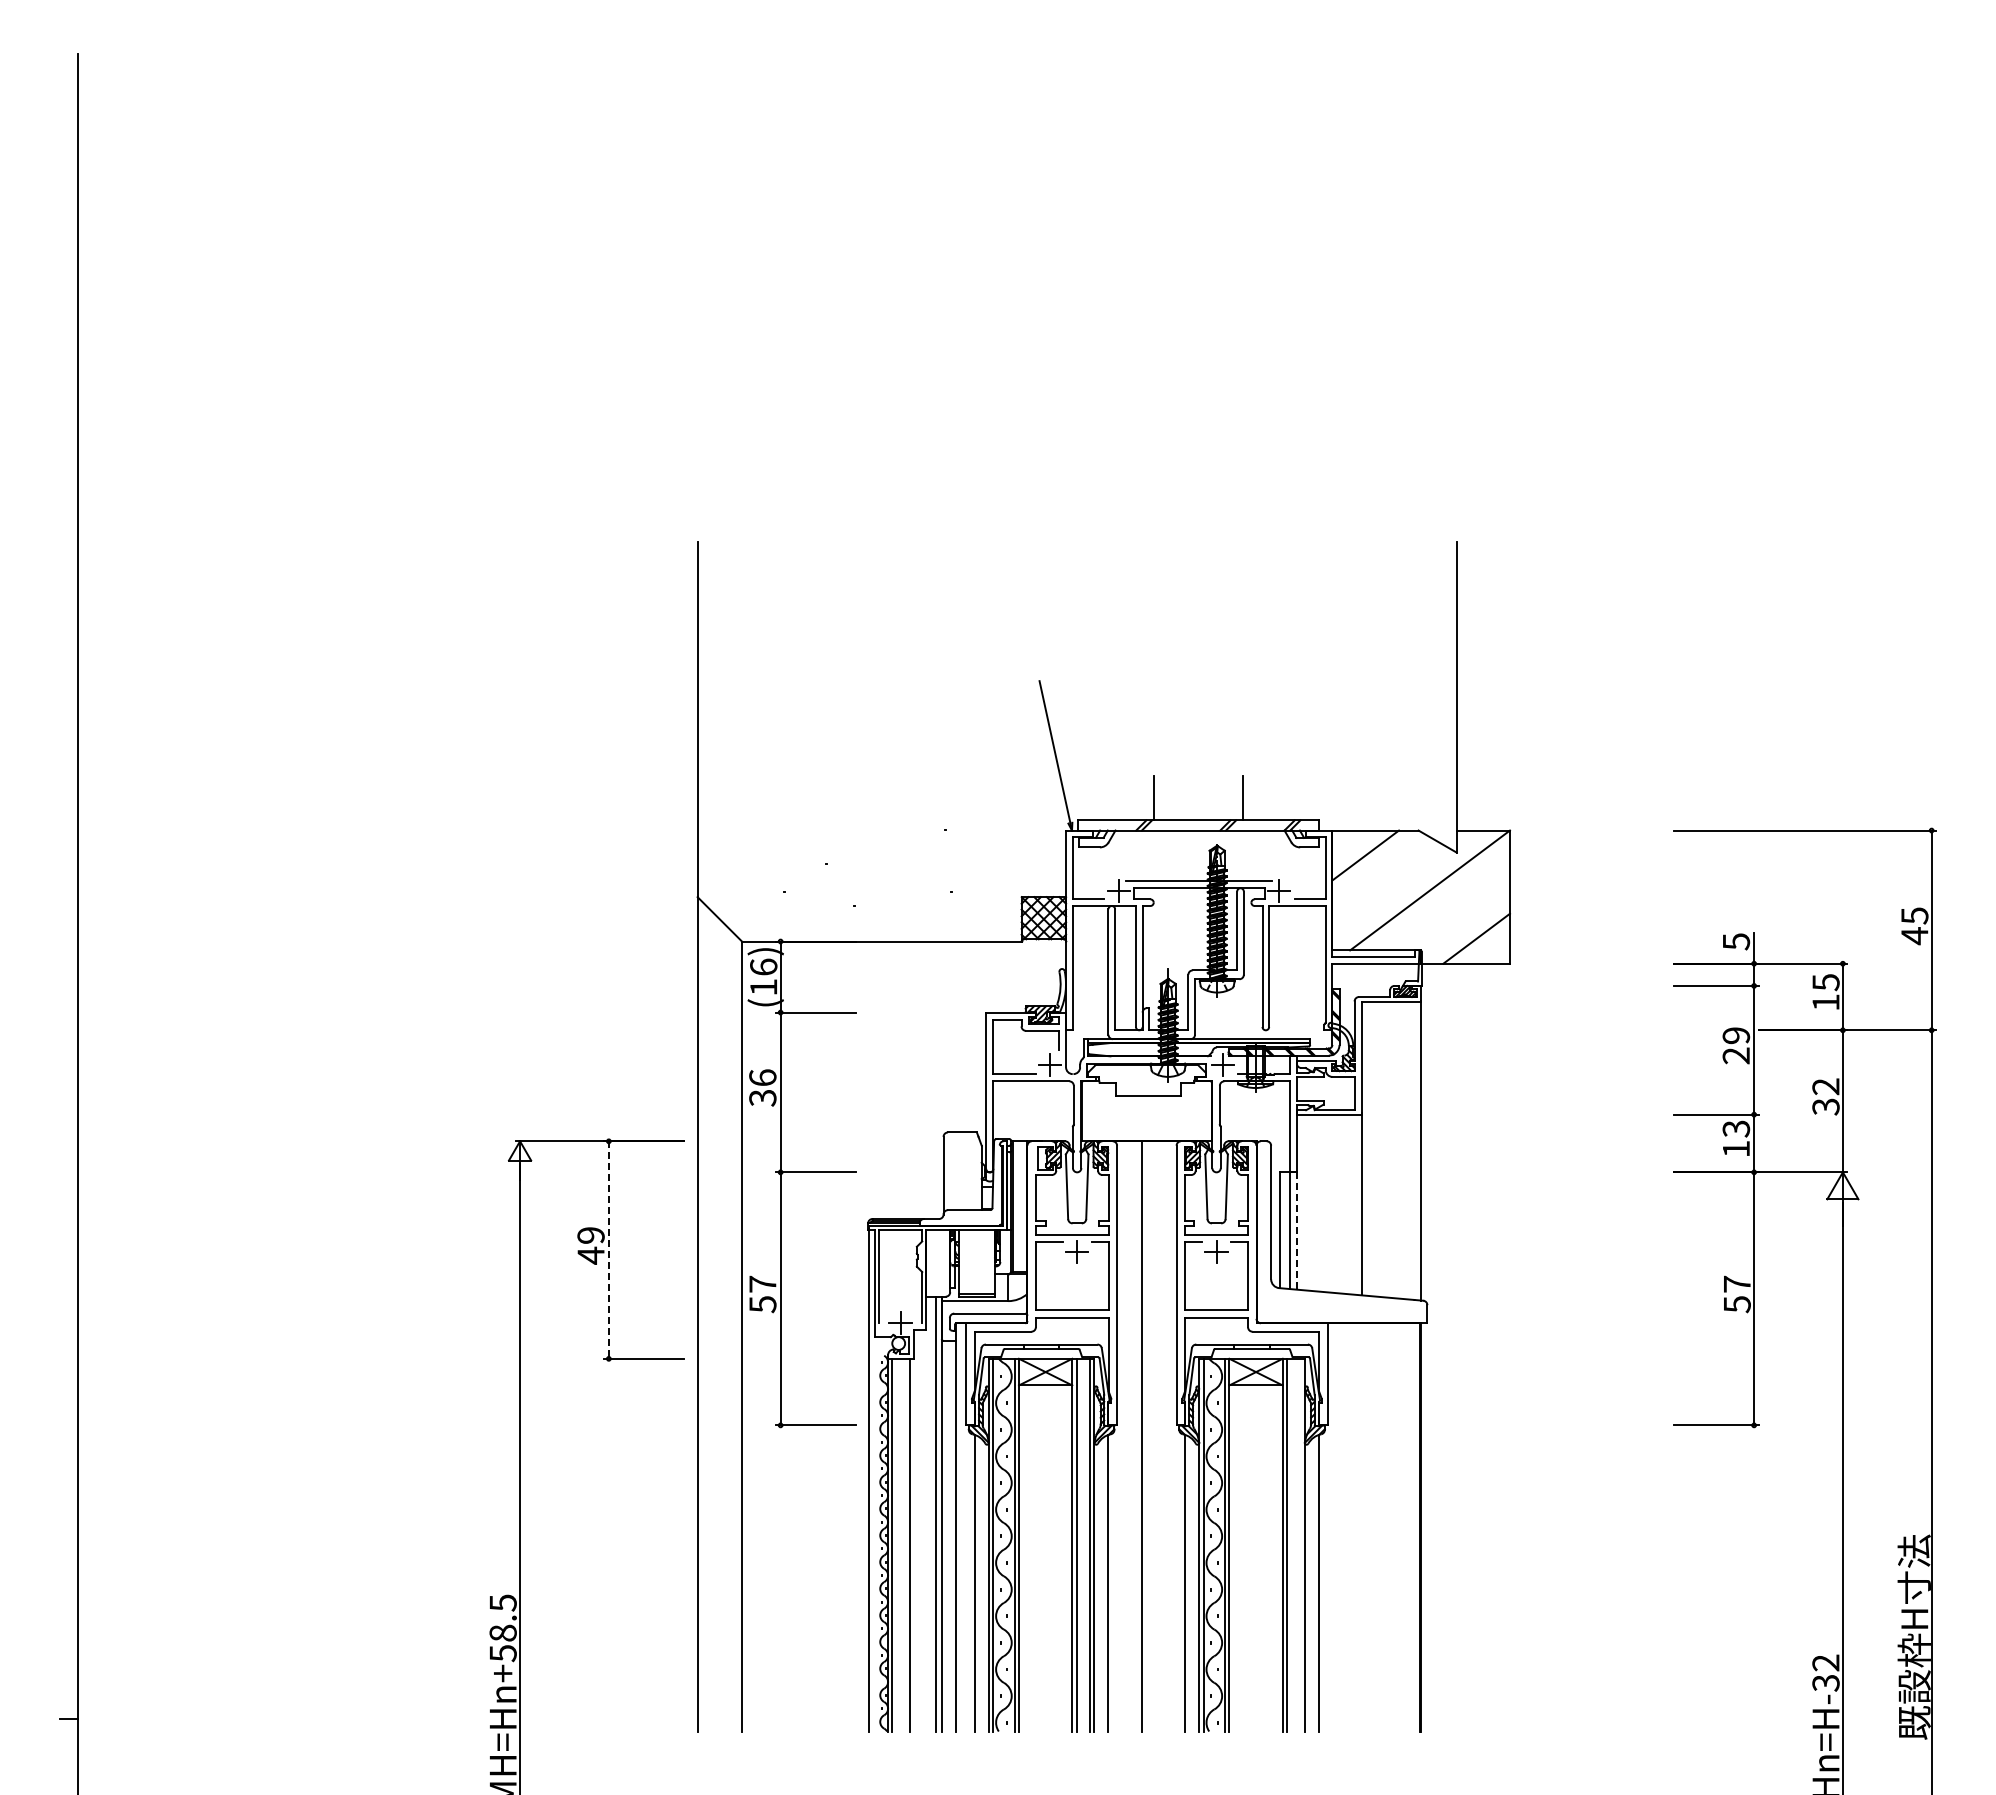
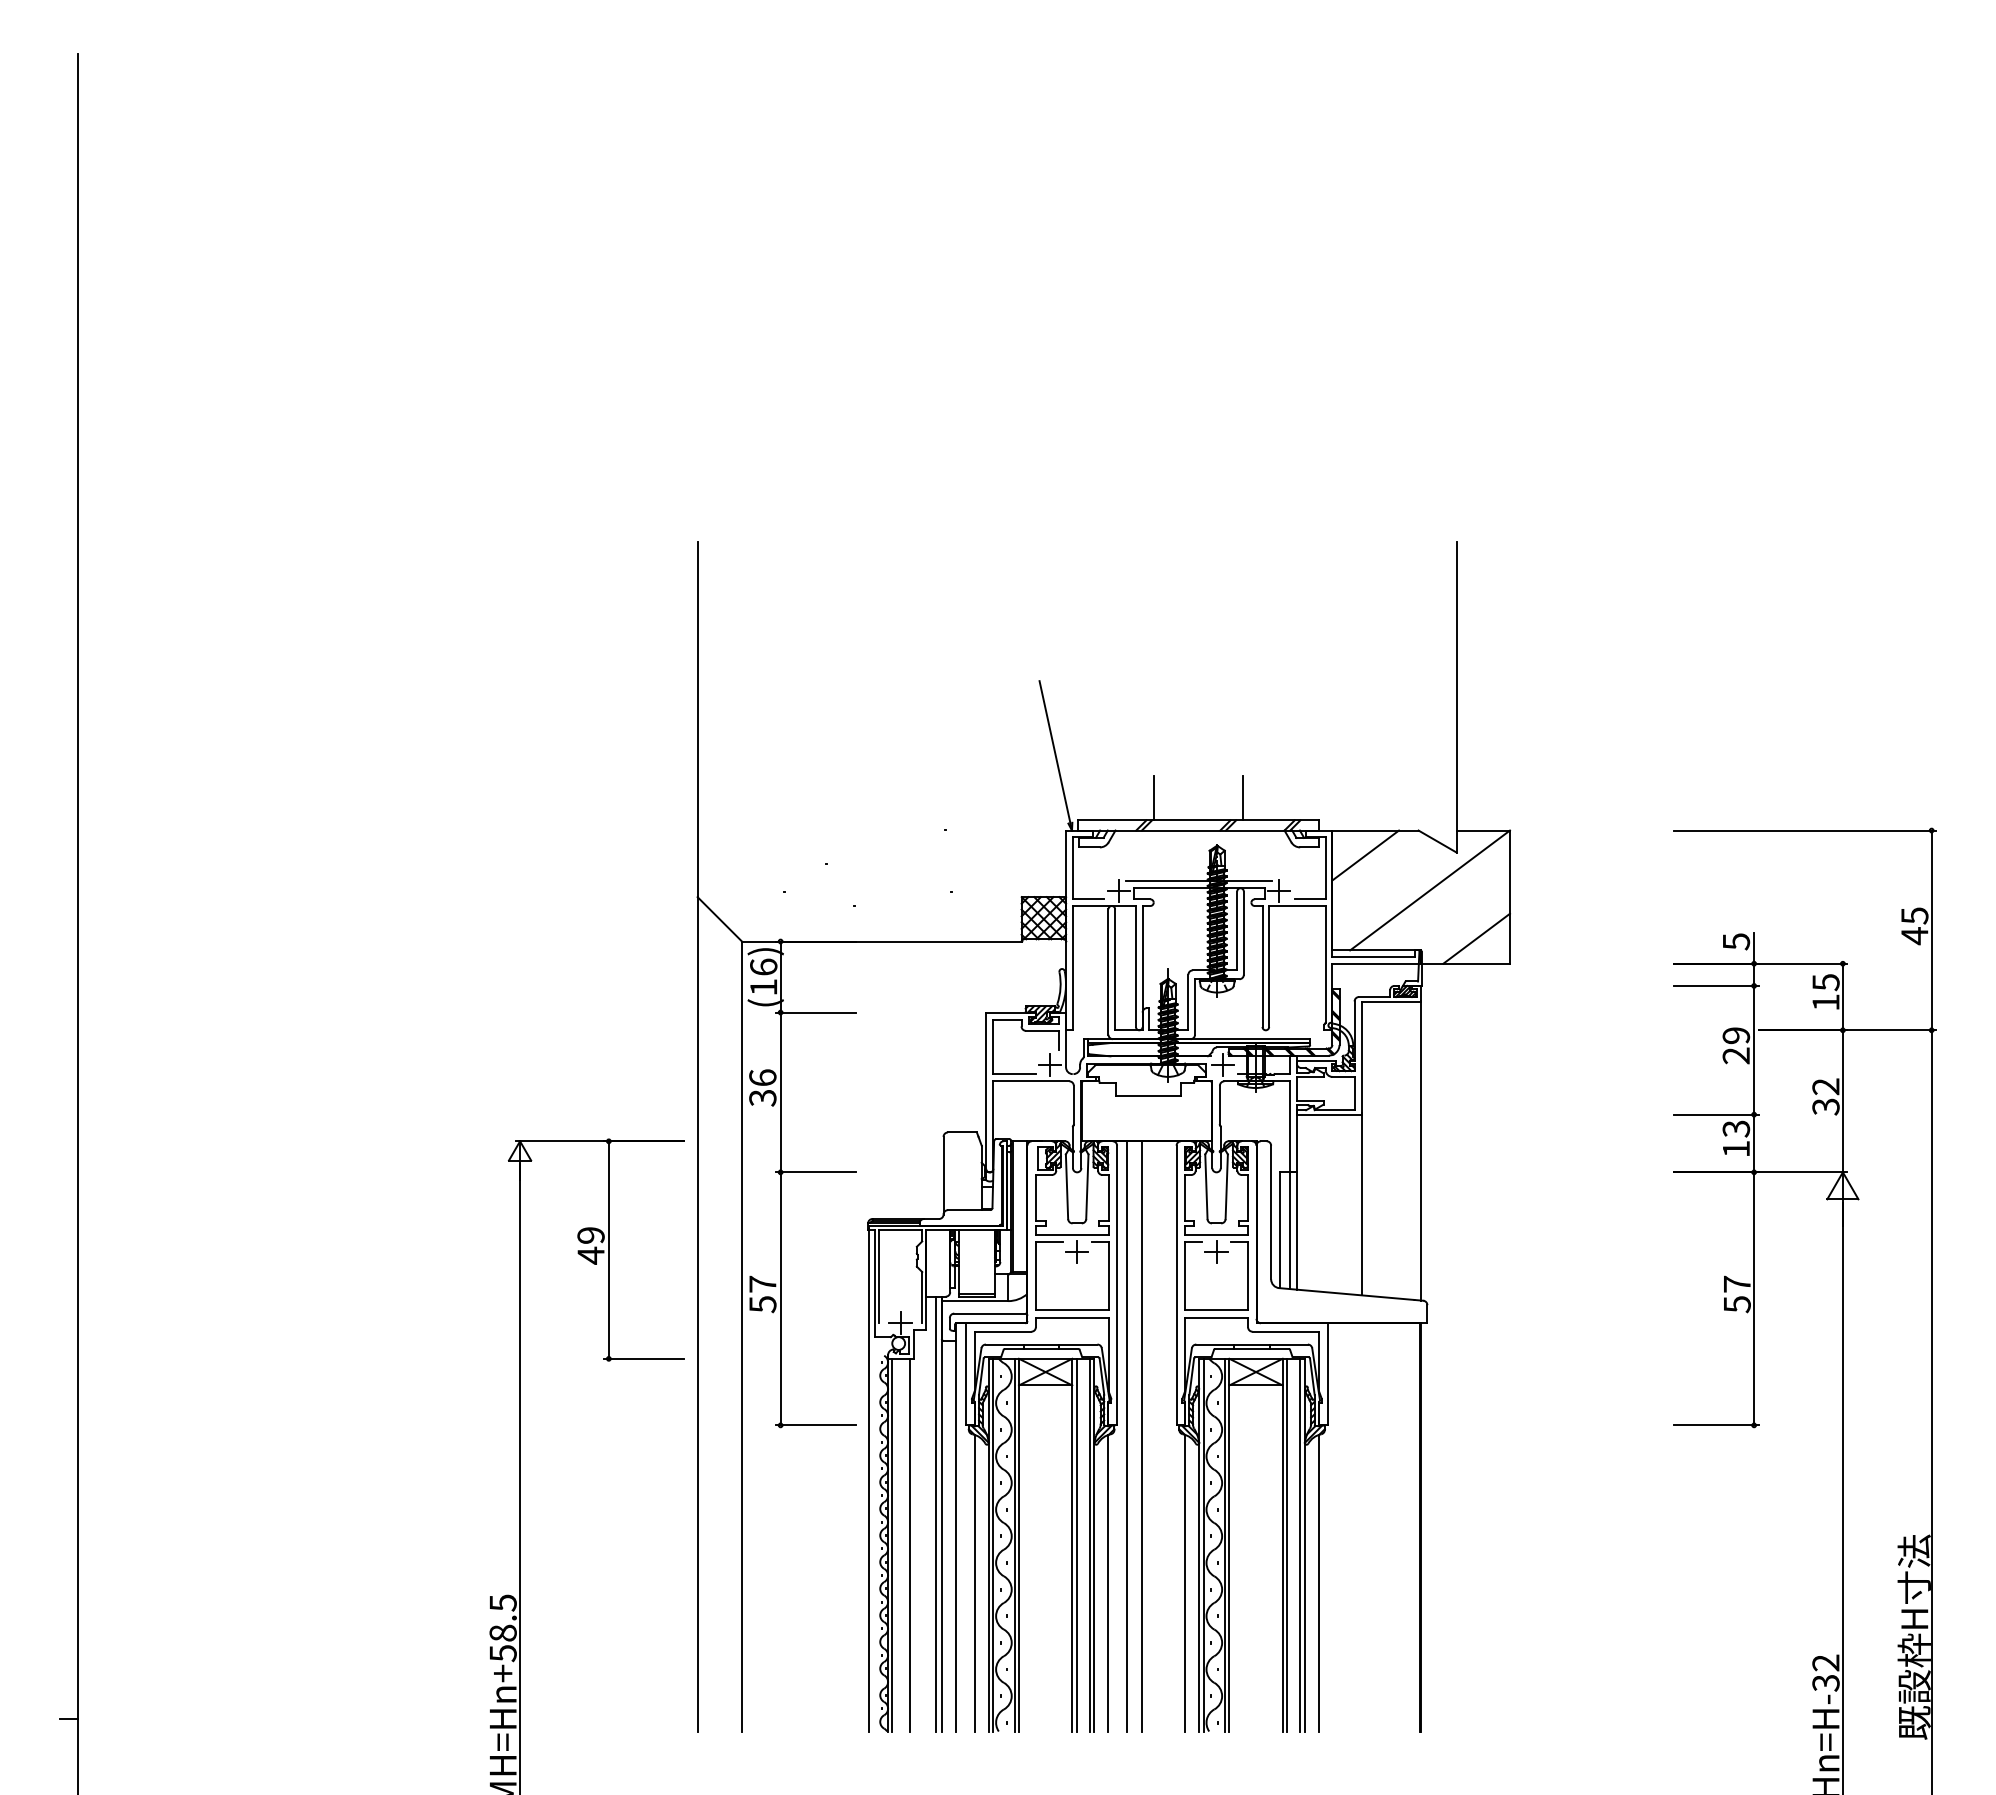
line: dashed -> solid (1296, 1231)
line: dashed -> solid (608, 1250)
line: none -> present (1126, 1436)
line: none -> present (1300, 1544)
